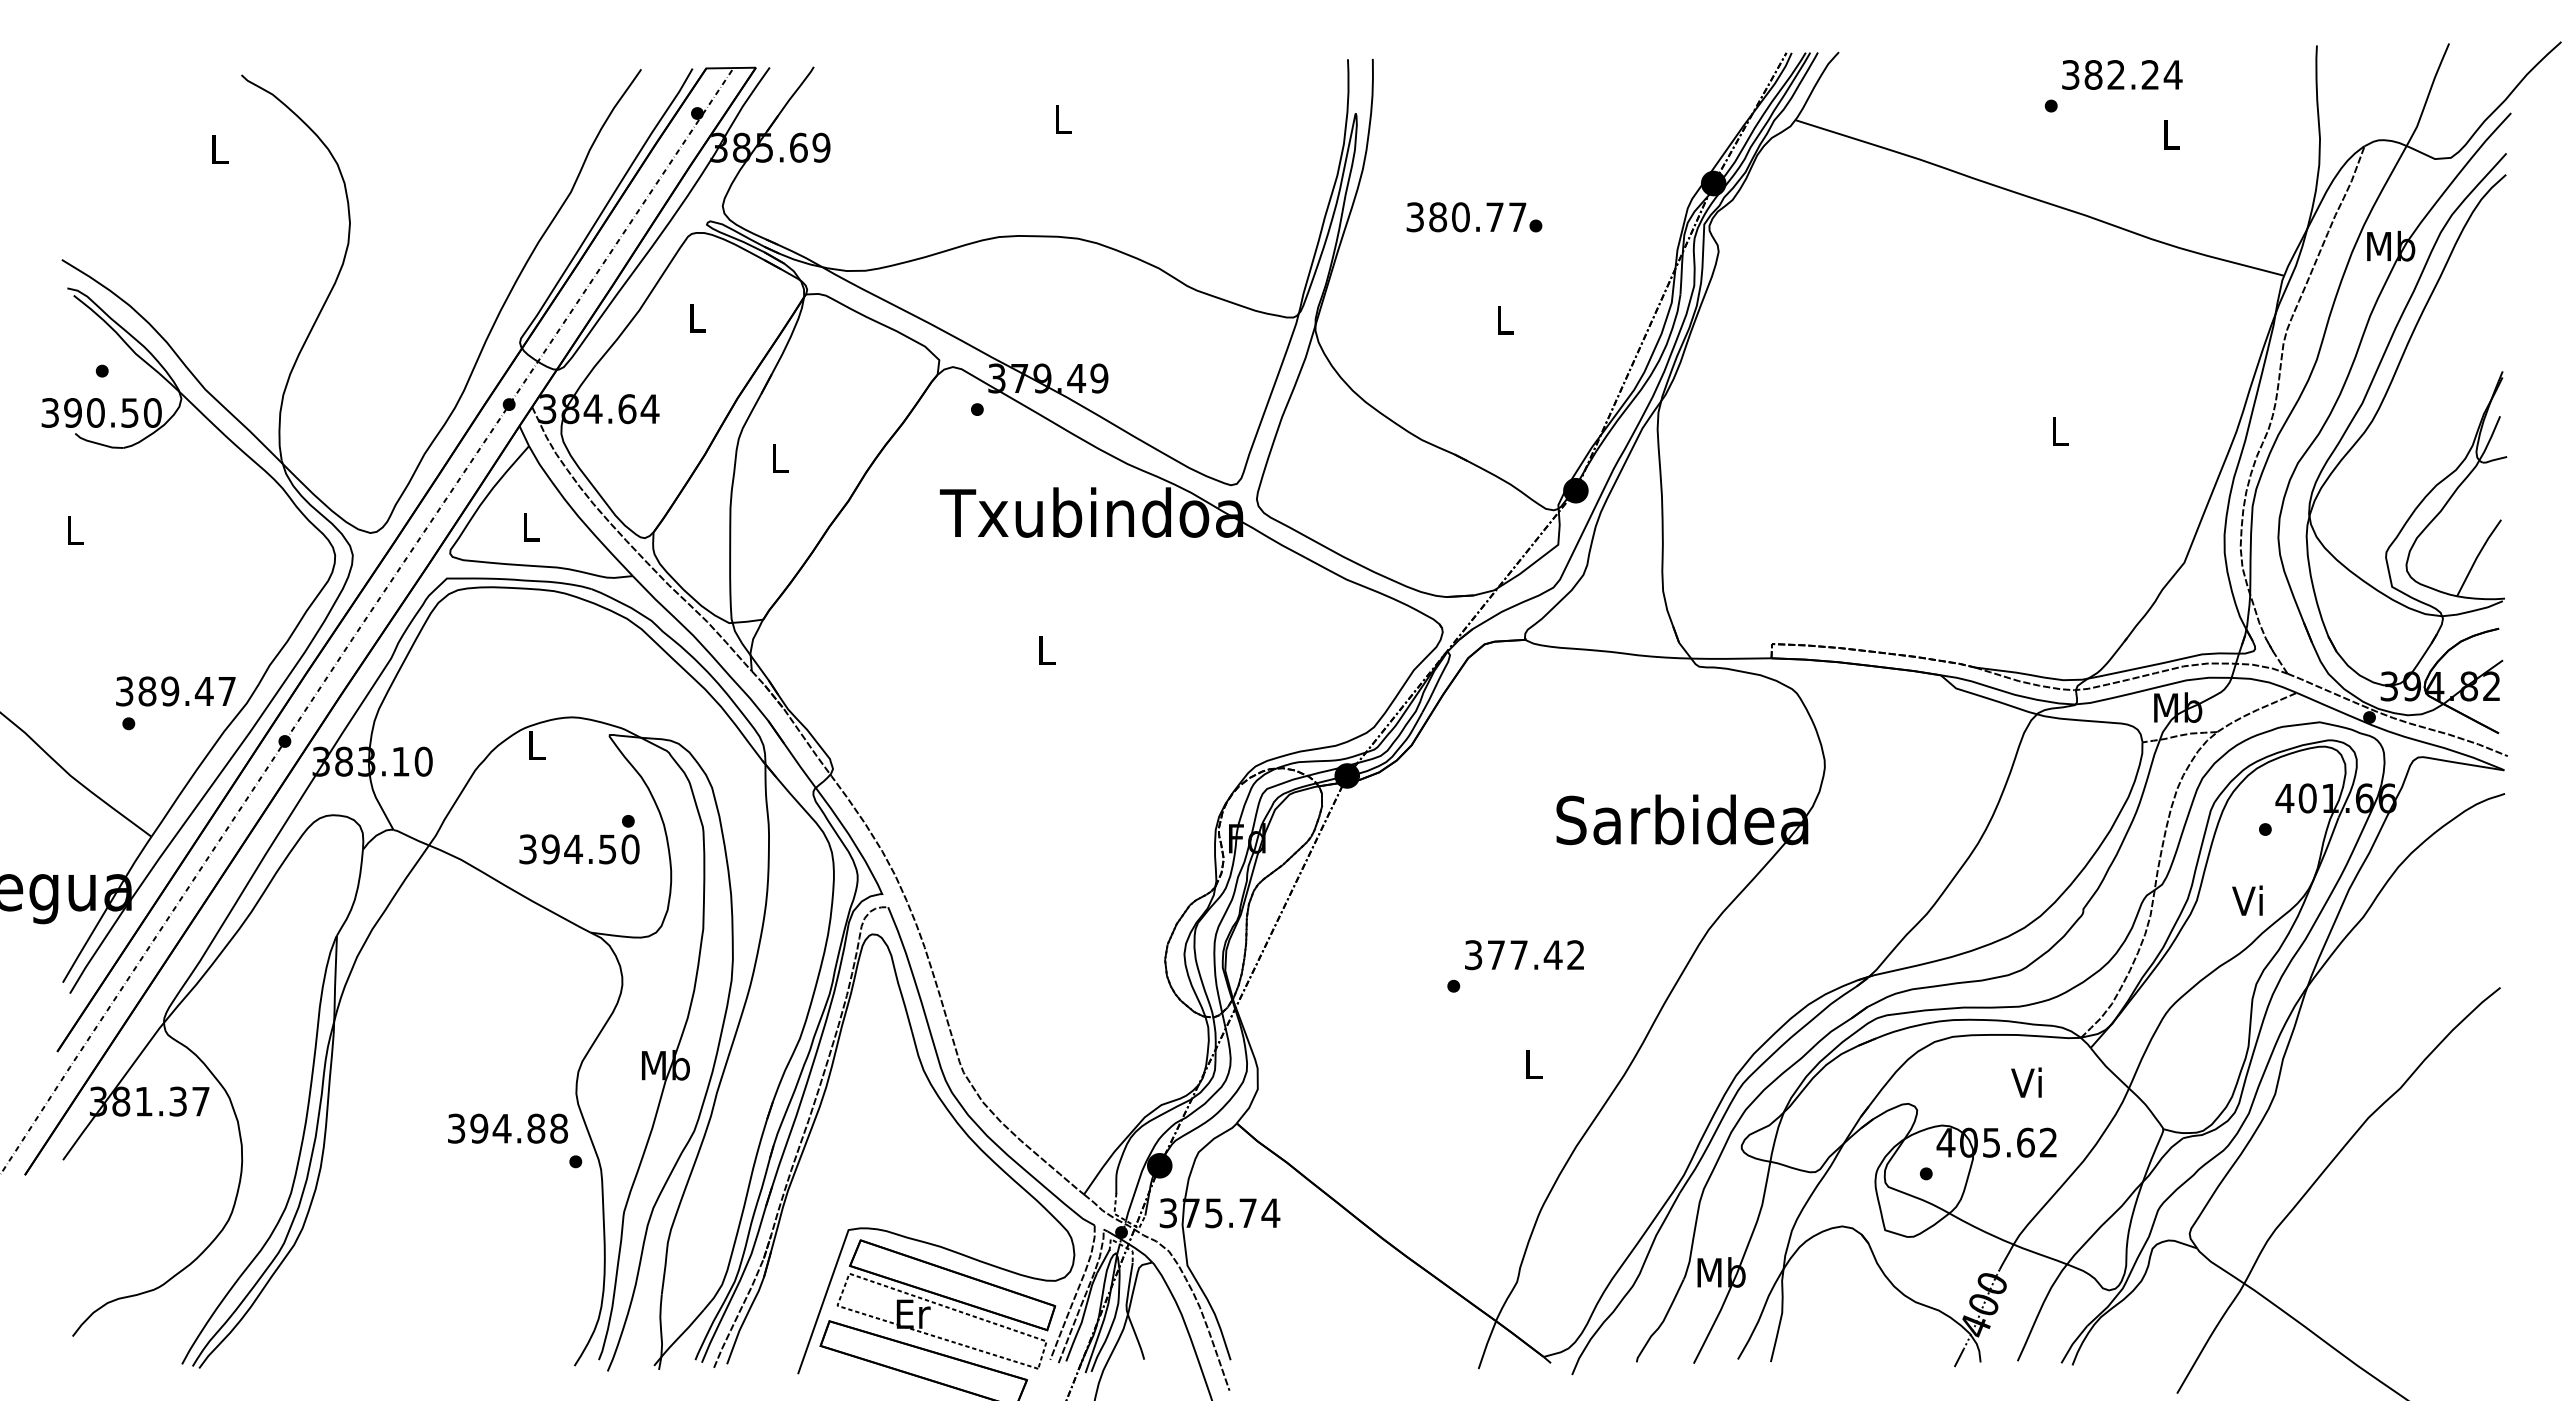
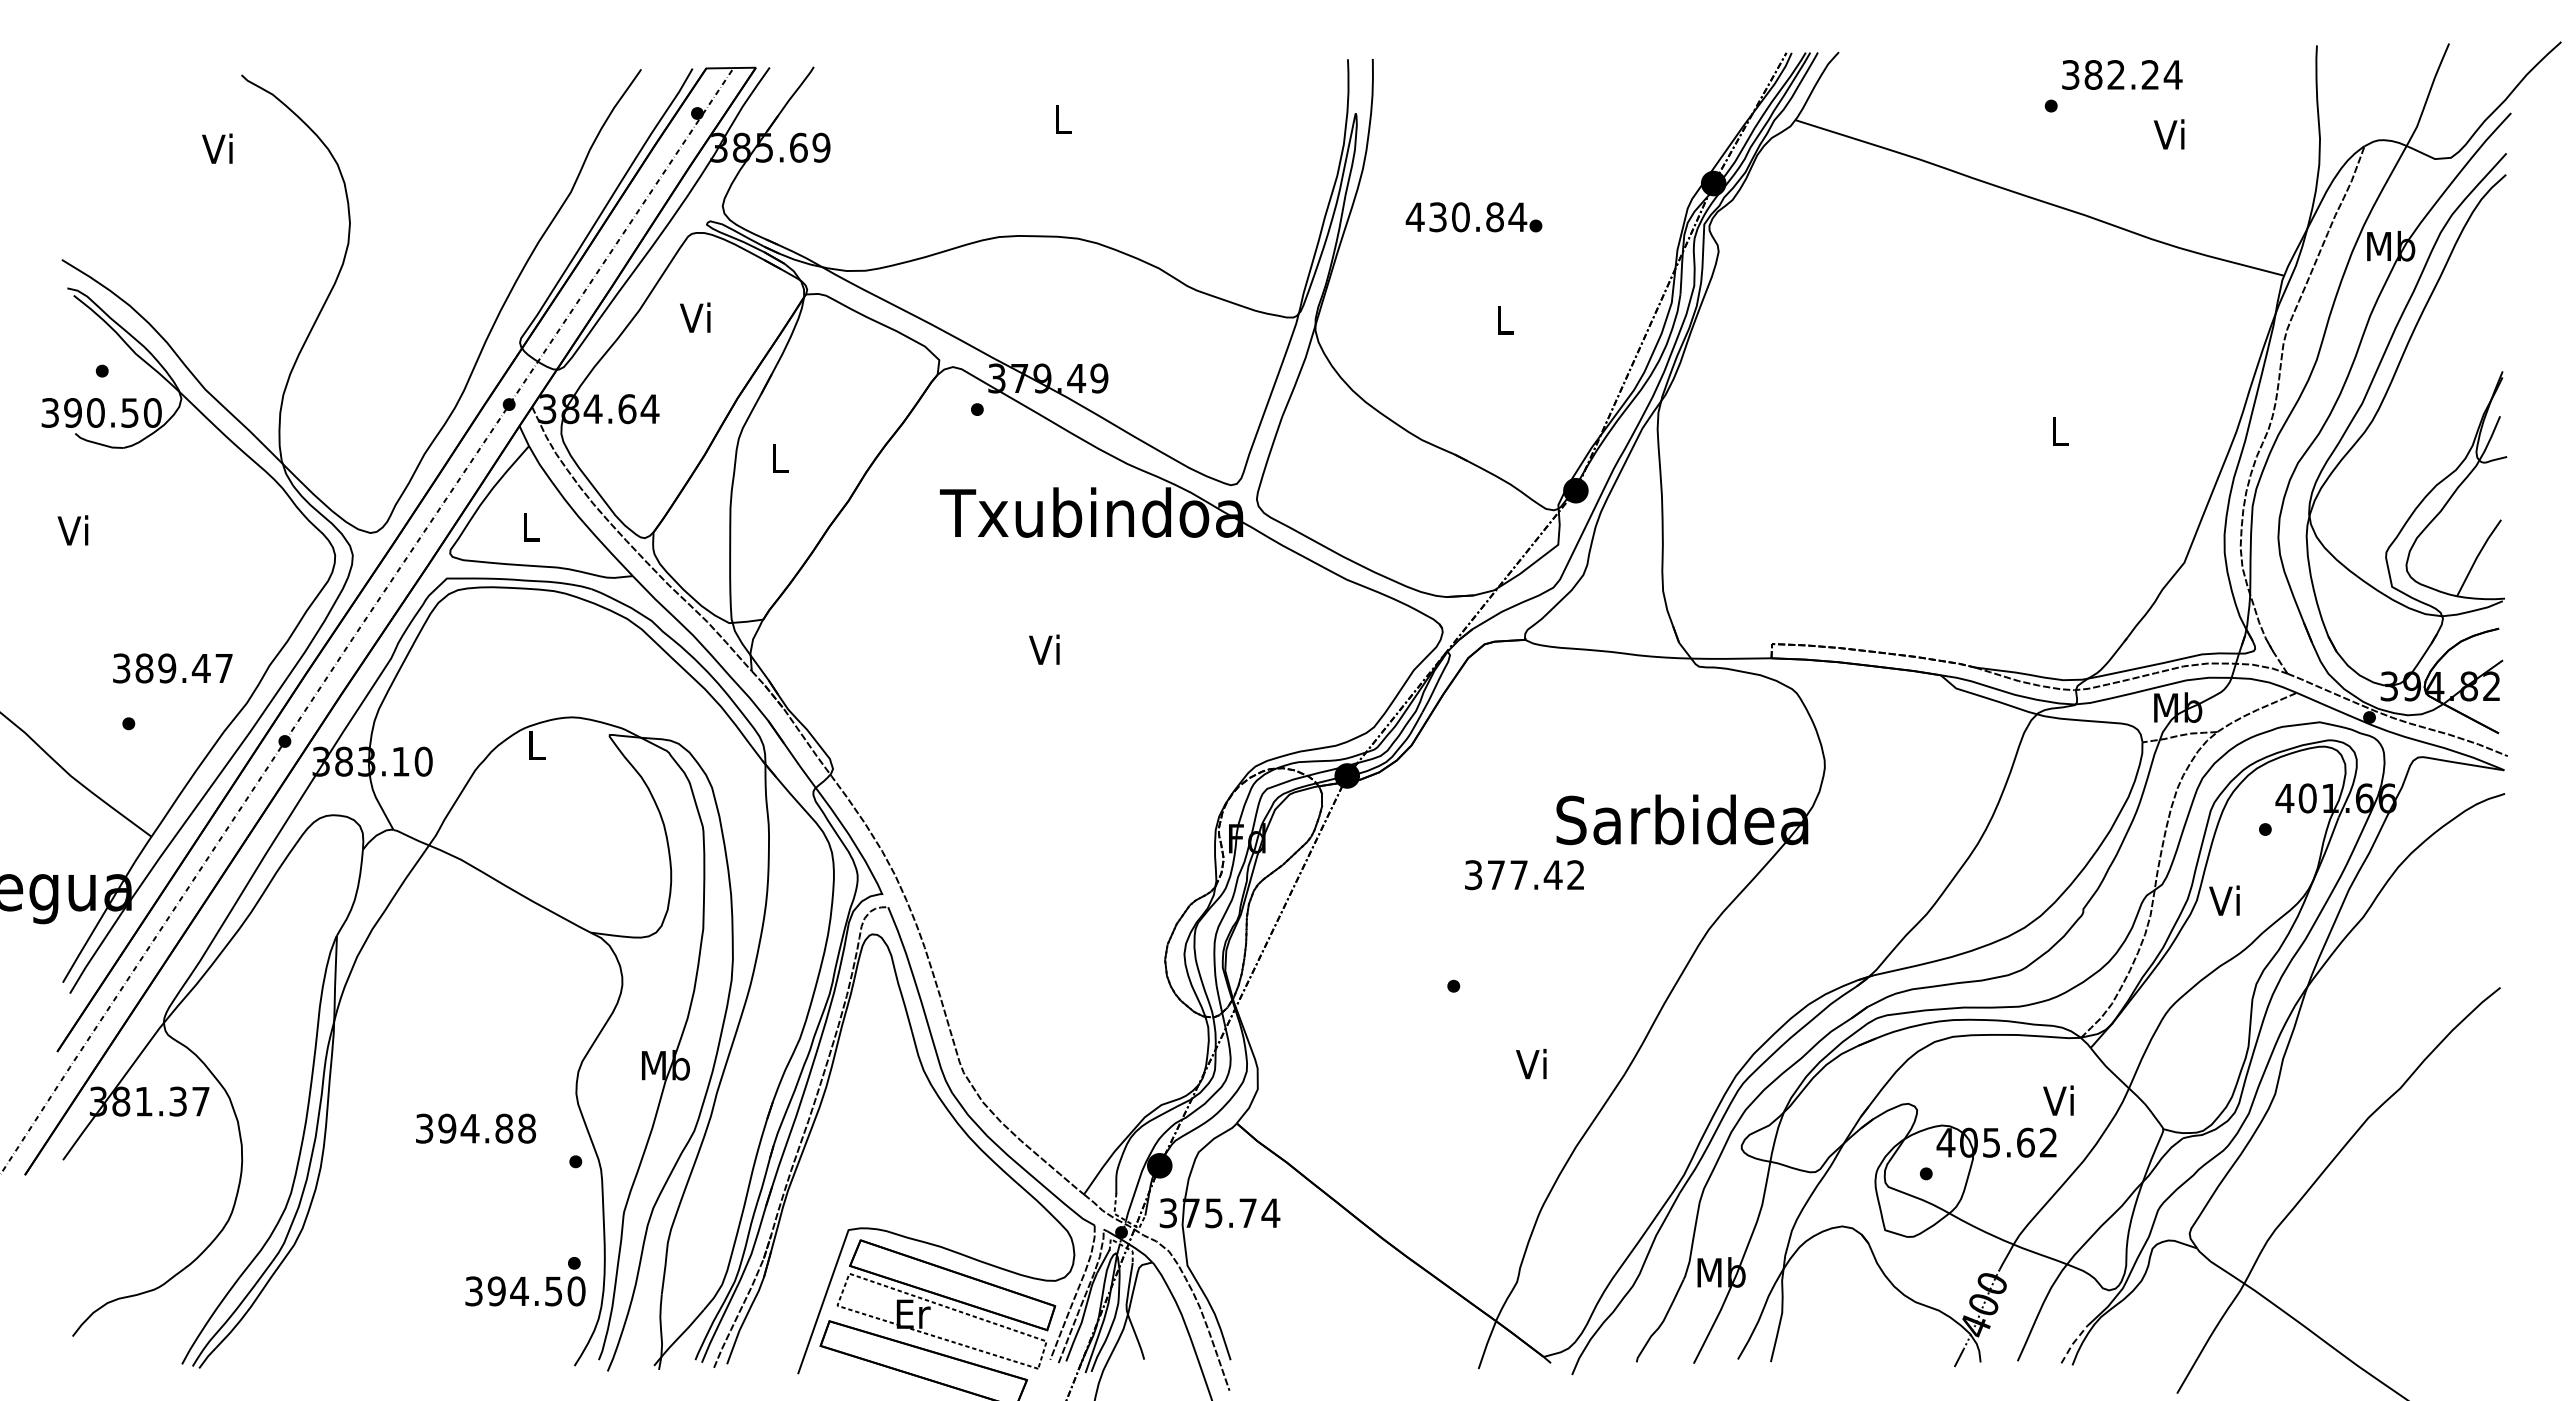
text: L -> Vi (2168, 134)
text: L -> Vi (217, 148)
text: 380.77 -> 430.84 (1466, 217)
text: L -> Vi (695, 317)
text: L -> Vi (72, 530)
text: L -> Vi (1044, 649)
text position: (175, 691) -> (172, 668) (172, 668)
text position: (579, 839) -> (525, 1281) (525, 1281)
text position: (2247, 900) -> (2224, 900) (2224, 900)
text position: (1524, 955) -> (1524, 875) (1524, 875)
text: L -> Vi (1531, 1063)
text position: (2026, 1082) -> (2058, 1100) (2058, 1100)
text position: (507, 1128) -> (475, 1128) (475, 1128)
line: solid -> dashed (2073, 1343)
